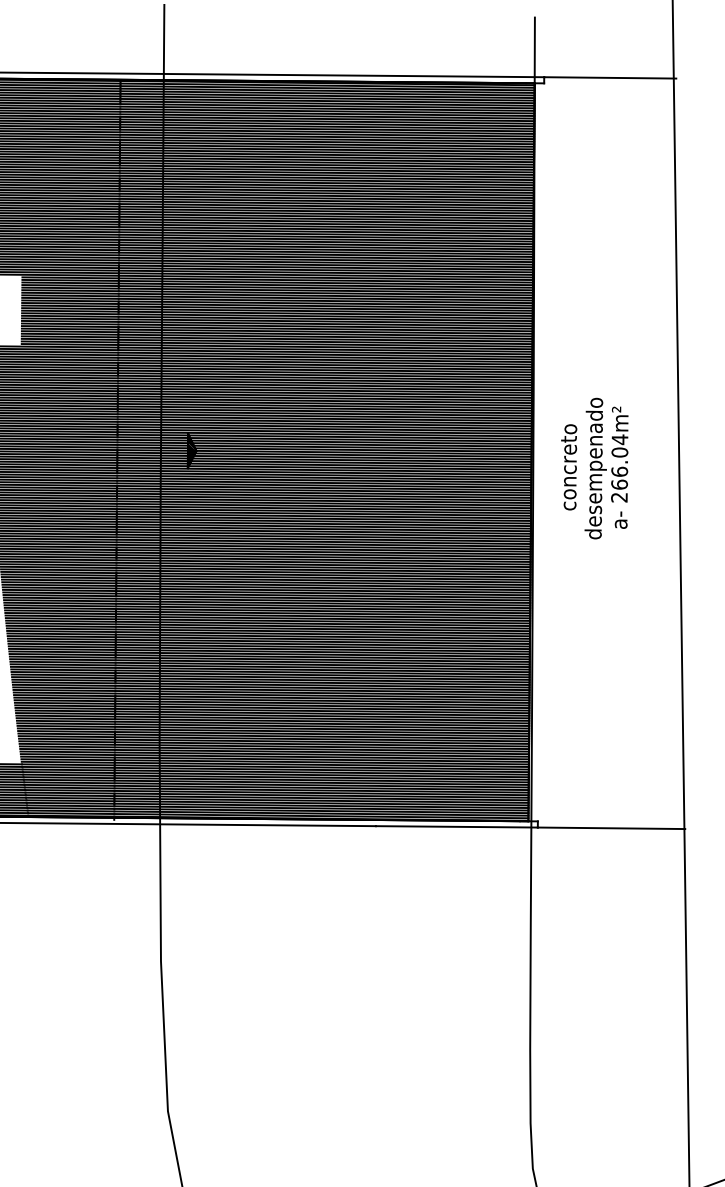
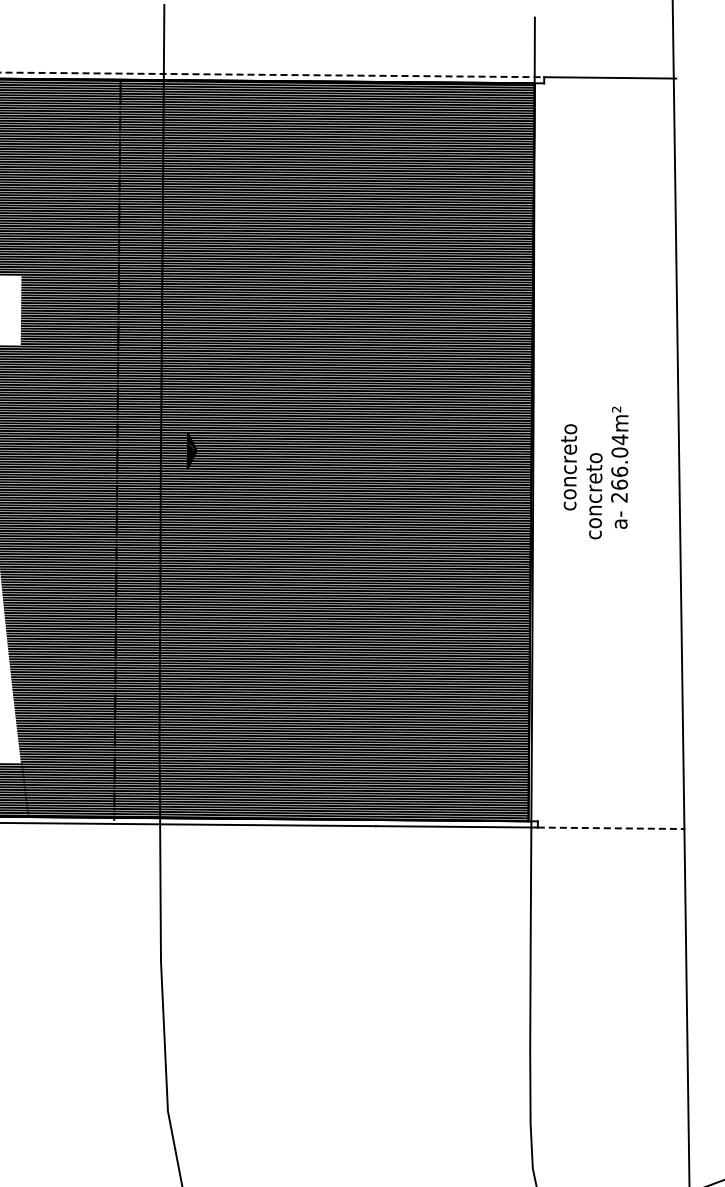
line: solid -> dashed (272, 74)
text: desempenado -> concreto (595, 467)
line: solid -> dashed (611, 828)
